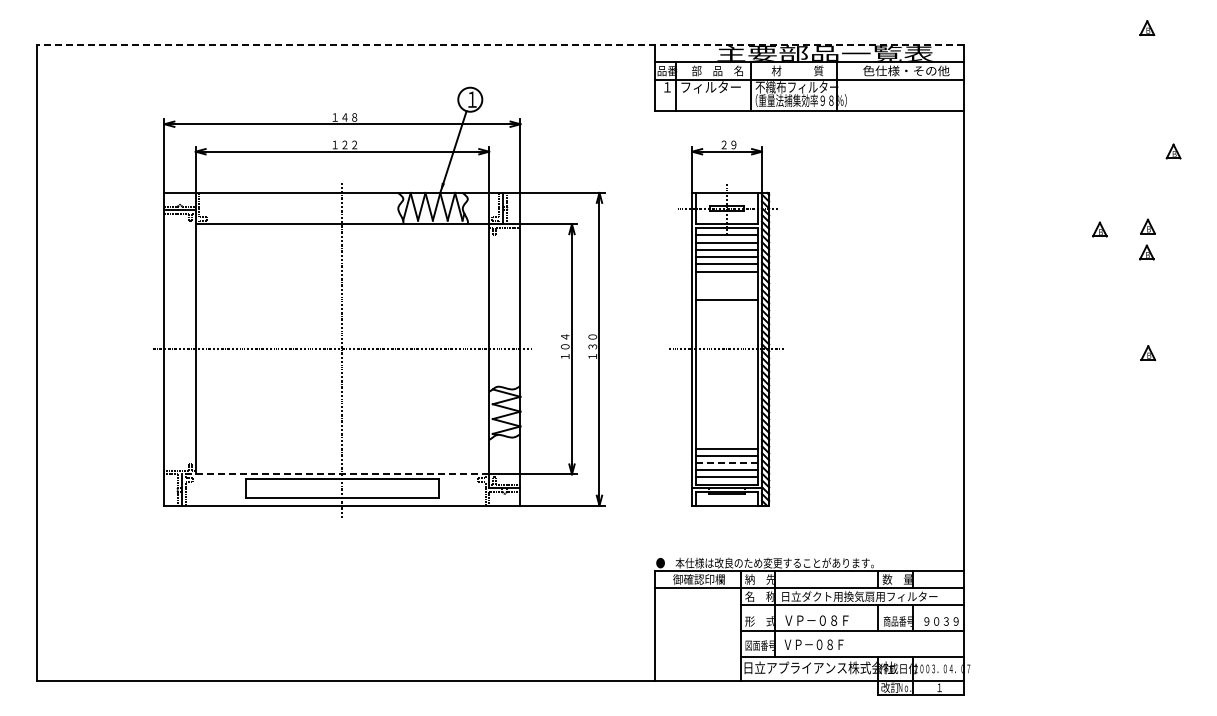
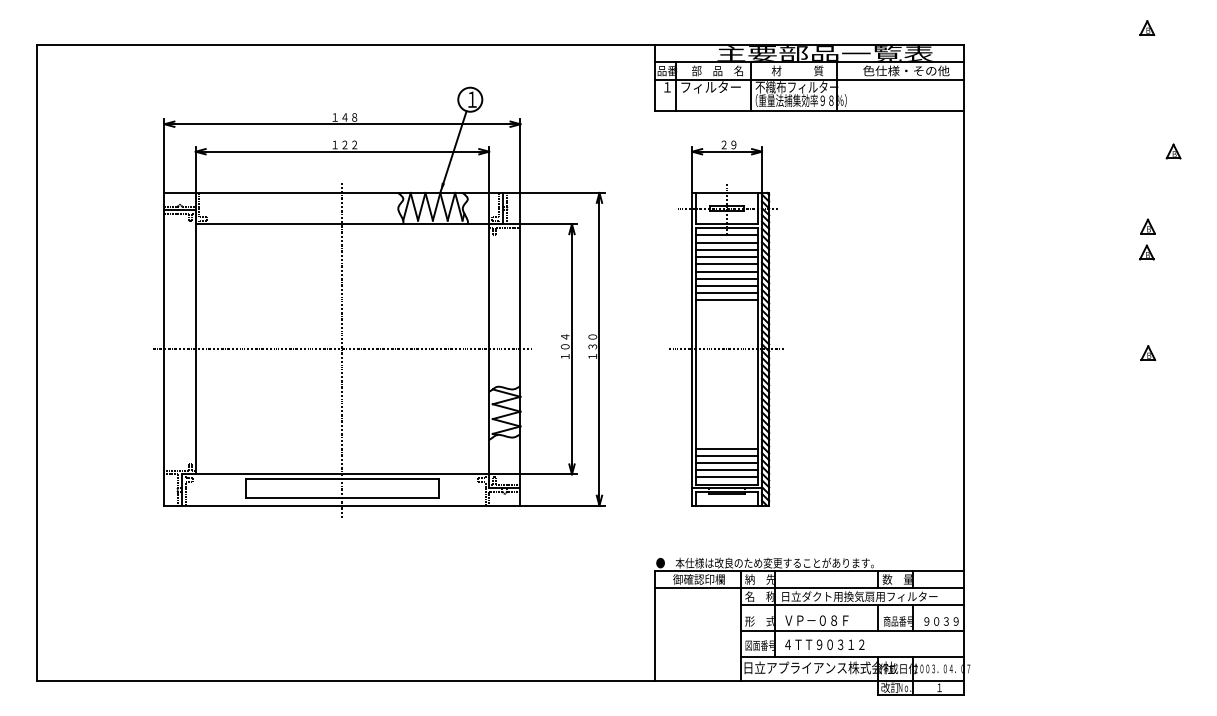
line: dashed -> solid (500, 45)
part: present -> none (1099, 229)
line: none -> present (726, 278)
line: none -> present (726, 286)
line: none -> present (726, 293)
line: dashed -> solid (727, 462)
line: dashed -> solid (335, 474)
text: ＶＰ－０８Ｆ -> ４ＴＴ９０３１２ (824, 644)
